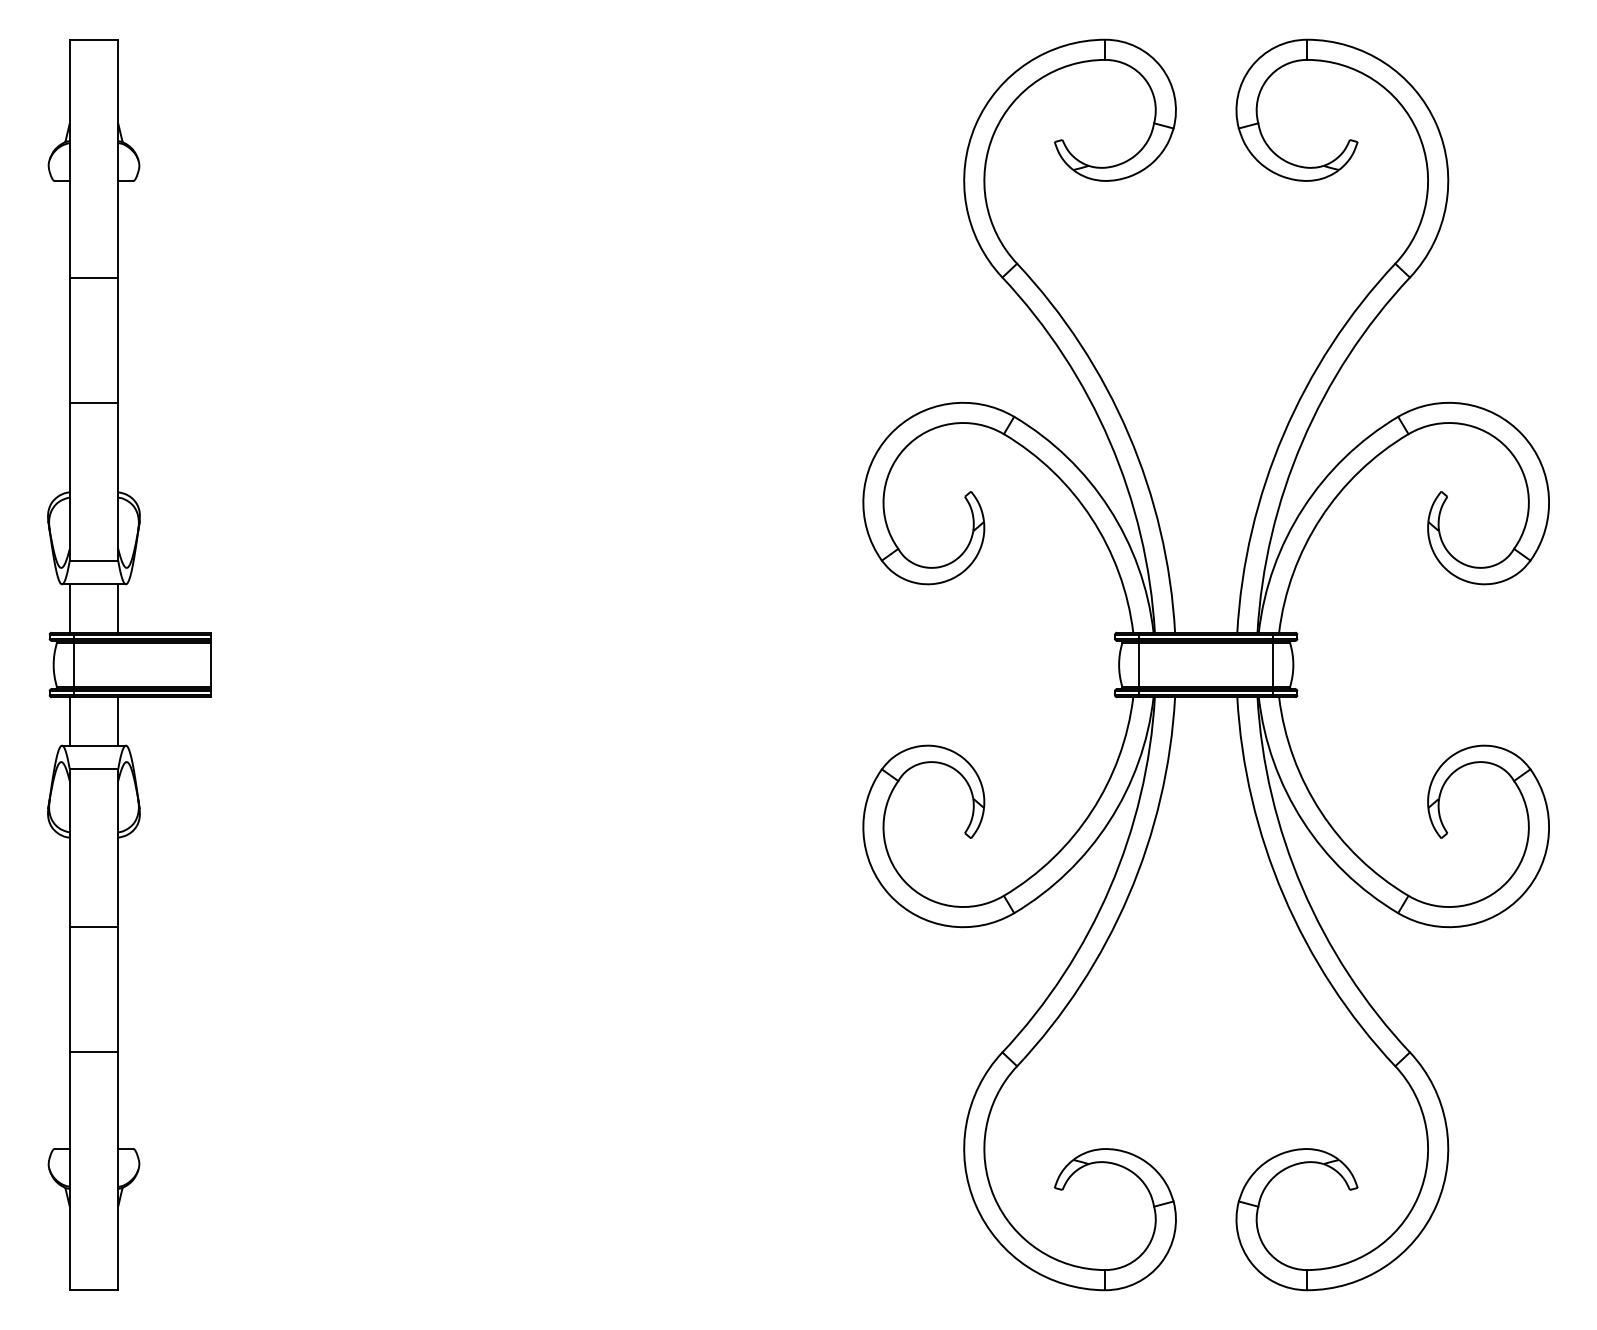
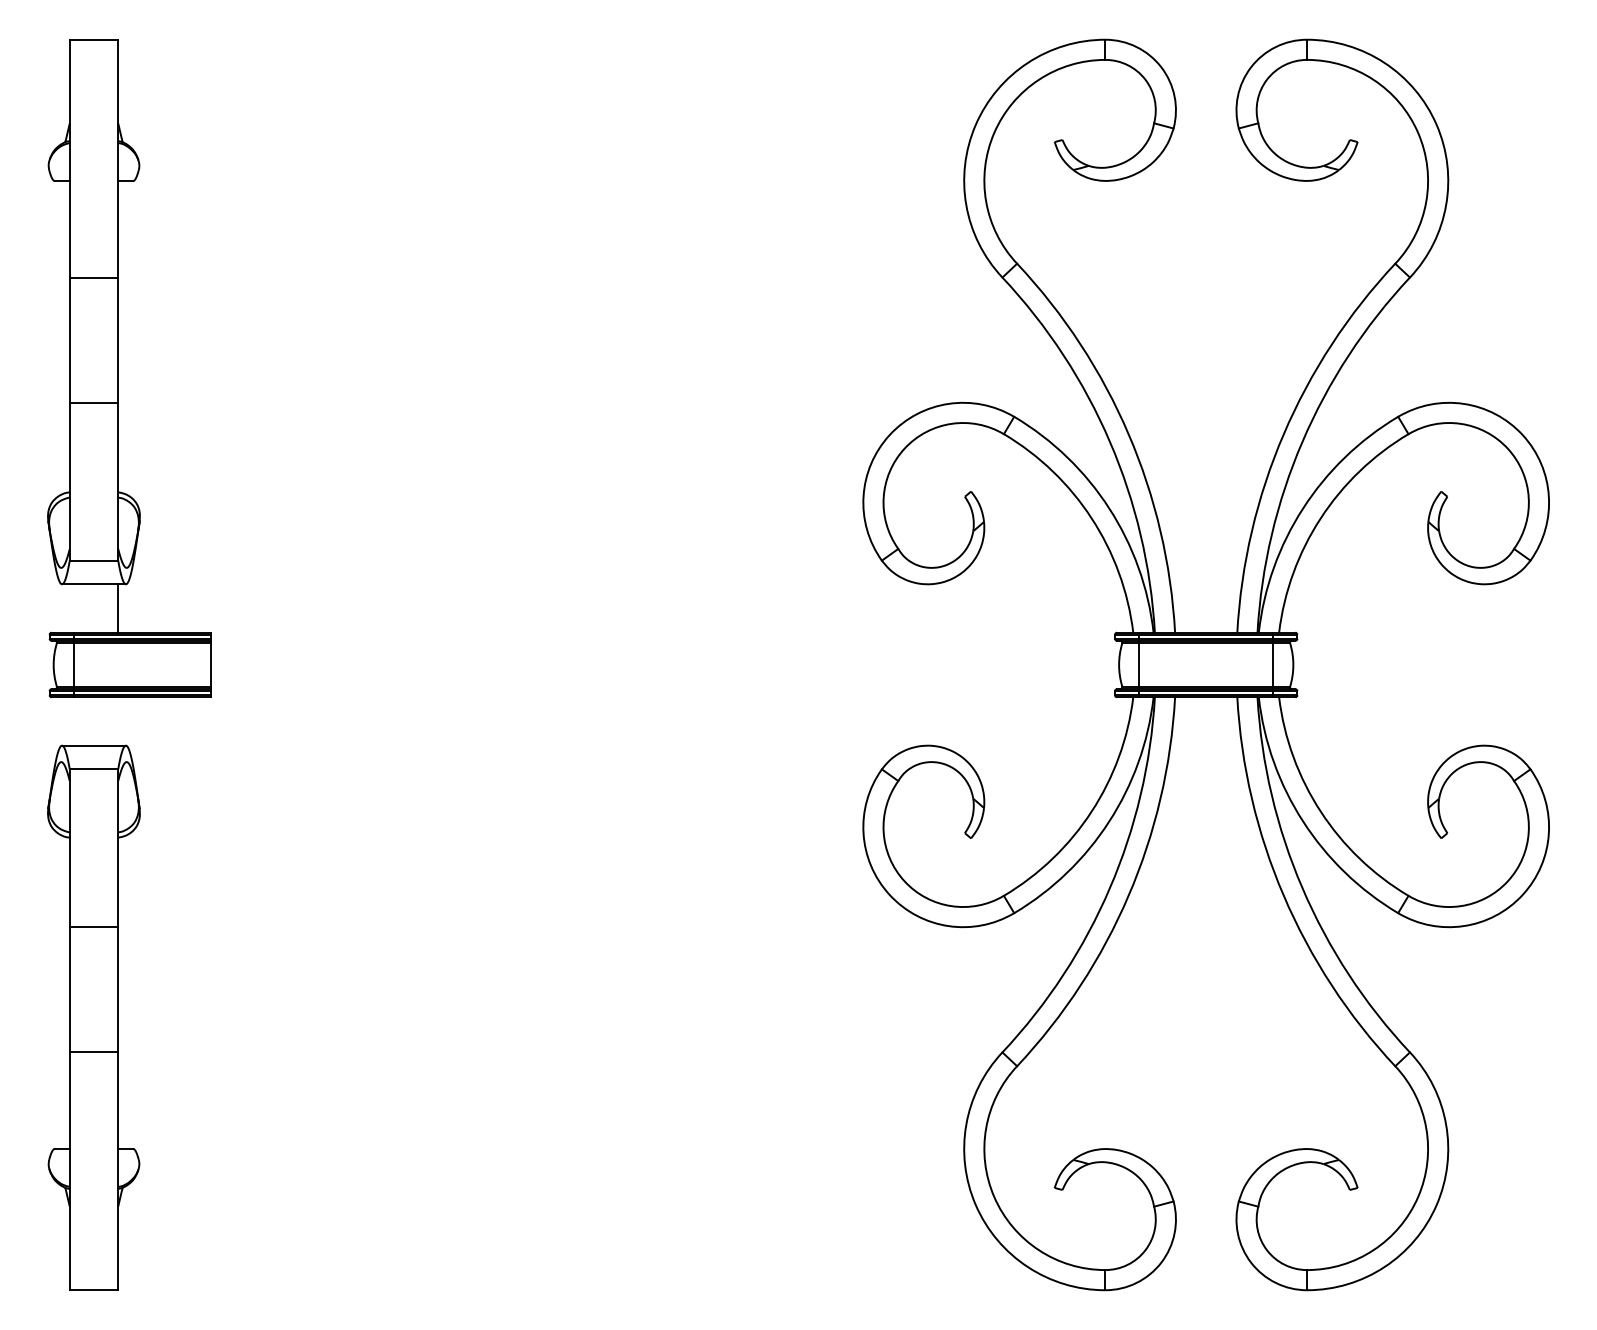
line: present -> none (69, 608)
line: present -> none (69, 721)
line: present -> none (118, 721)
